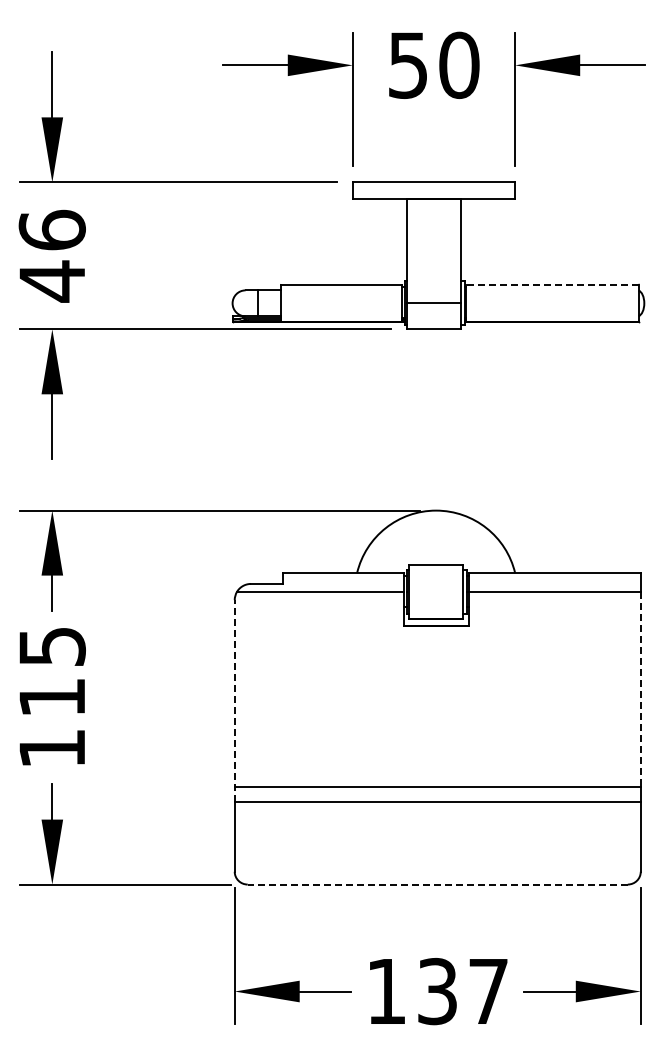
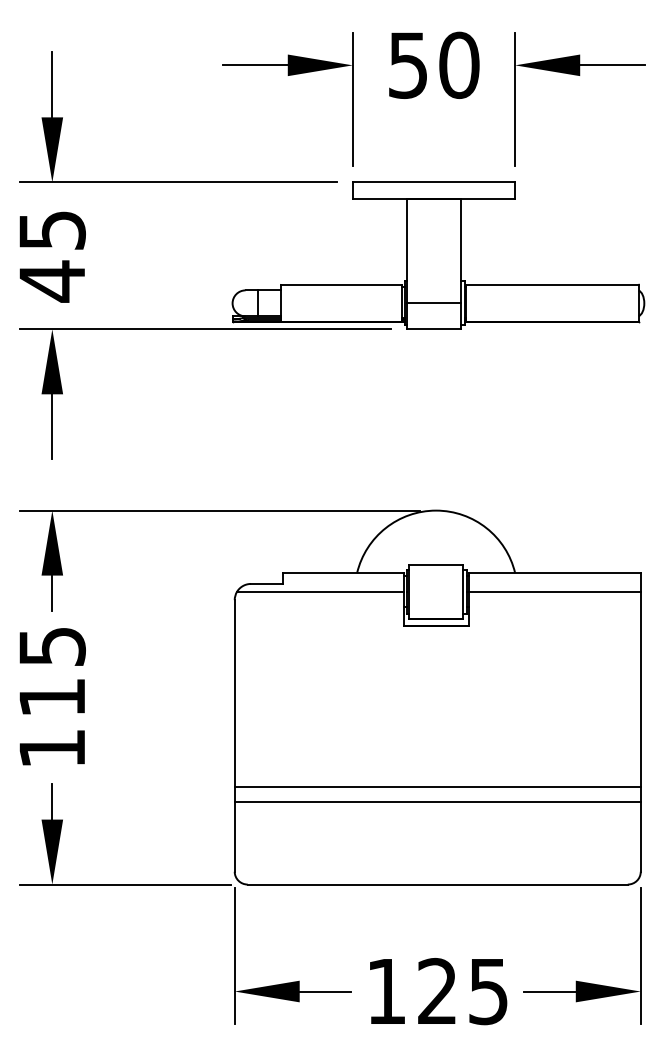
text: 46 -> 45 (51, 229)
line: dashed -> solid (552, 284)
line: dashed -> solid (640, 689)
line: dashed -> solid (234, 701)
line: dashed -> solid (437, 884)
text: 137 -> 125 (462, 991)
